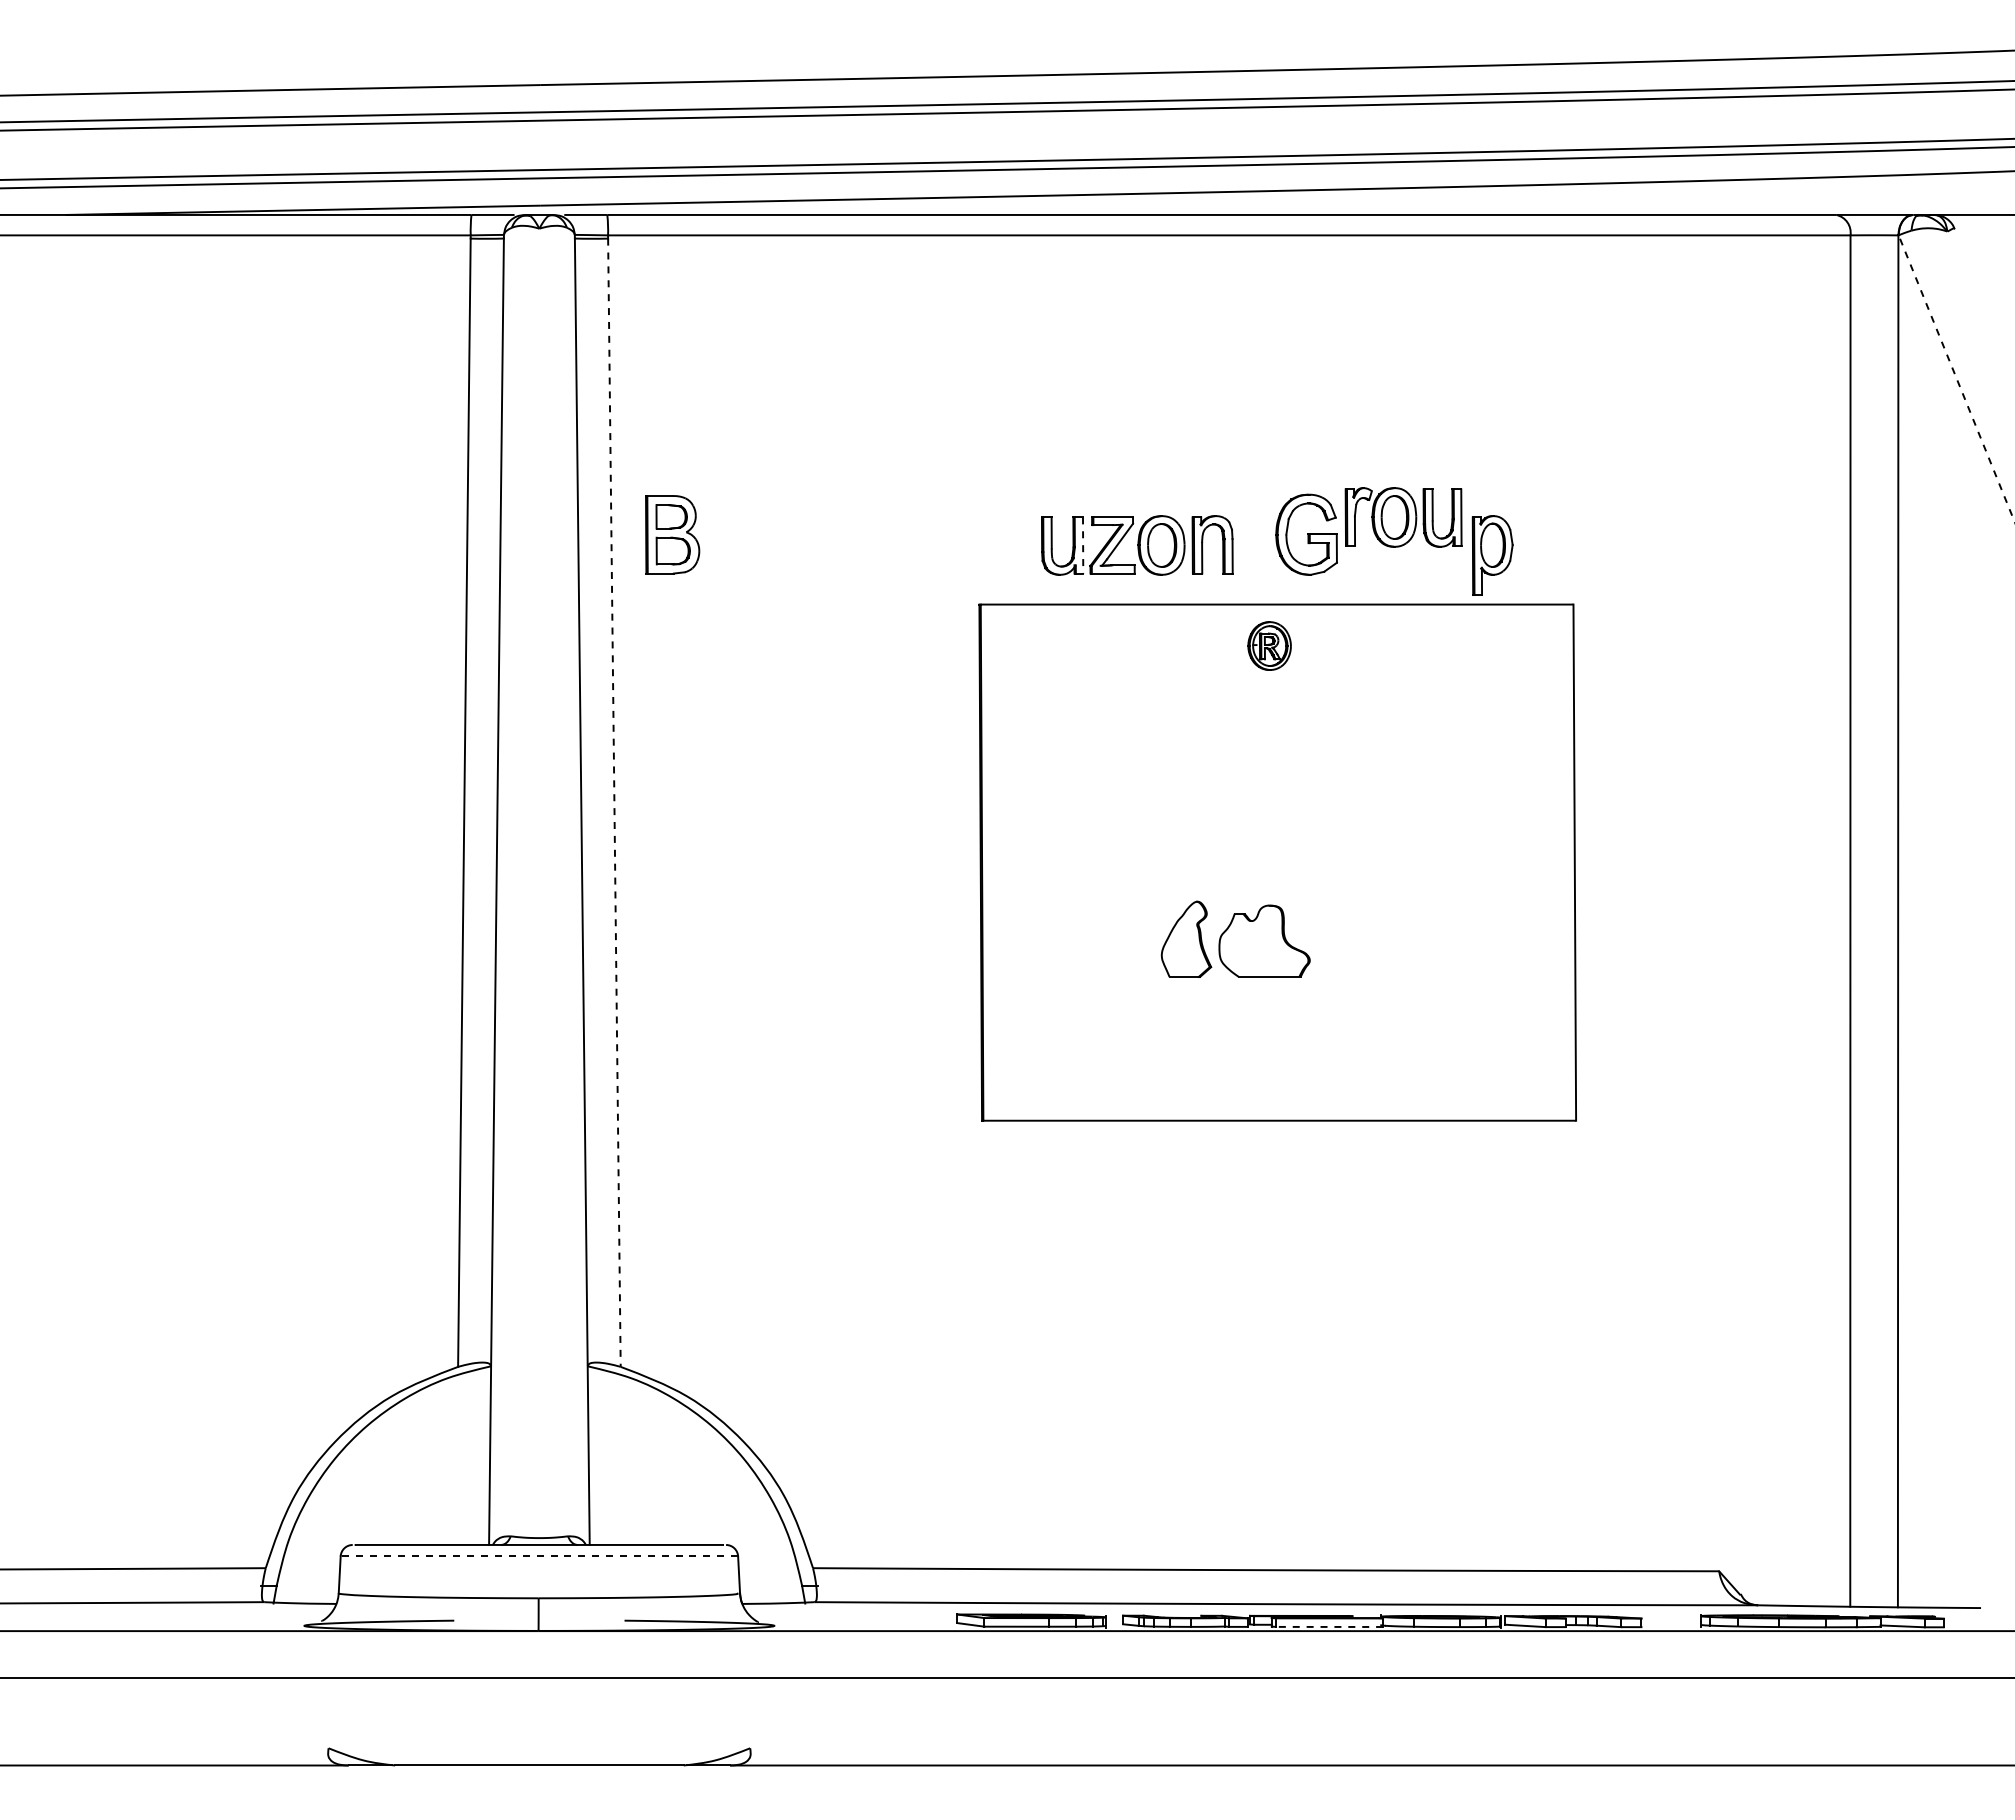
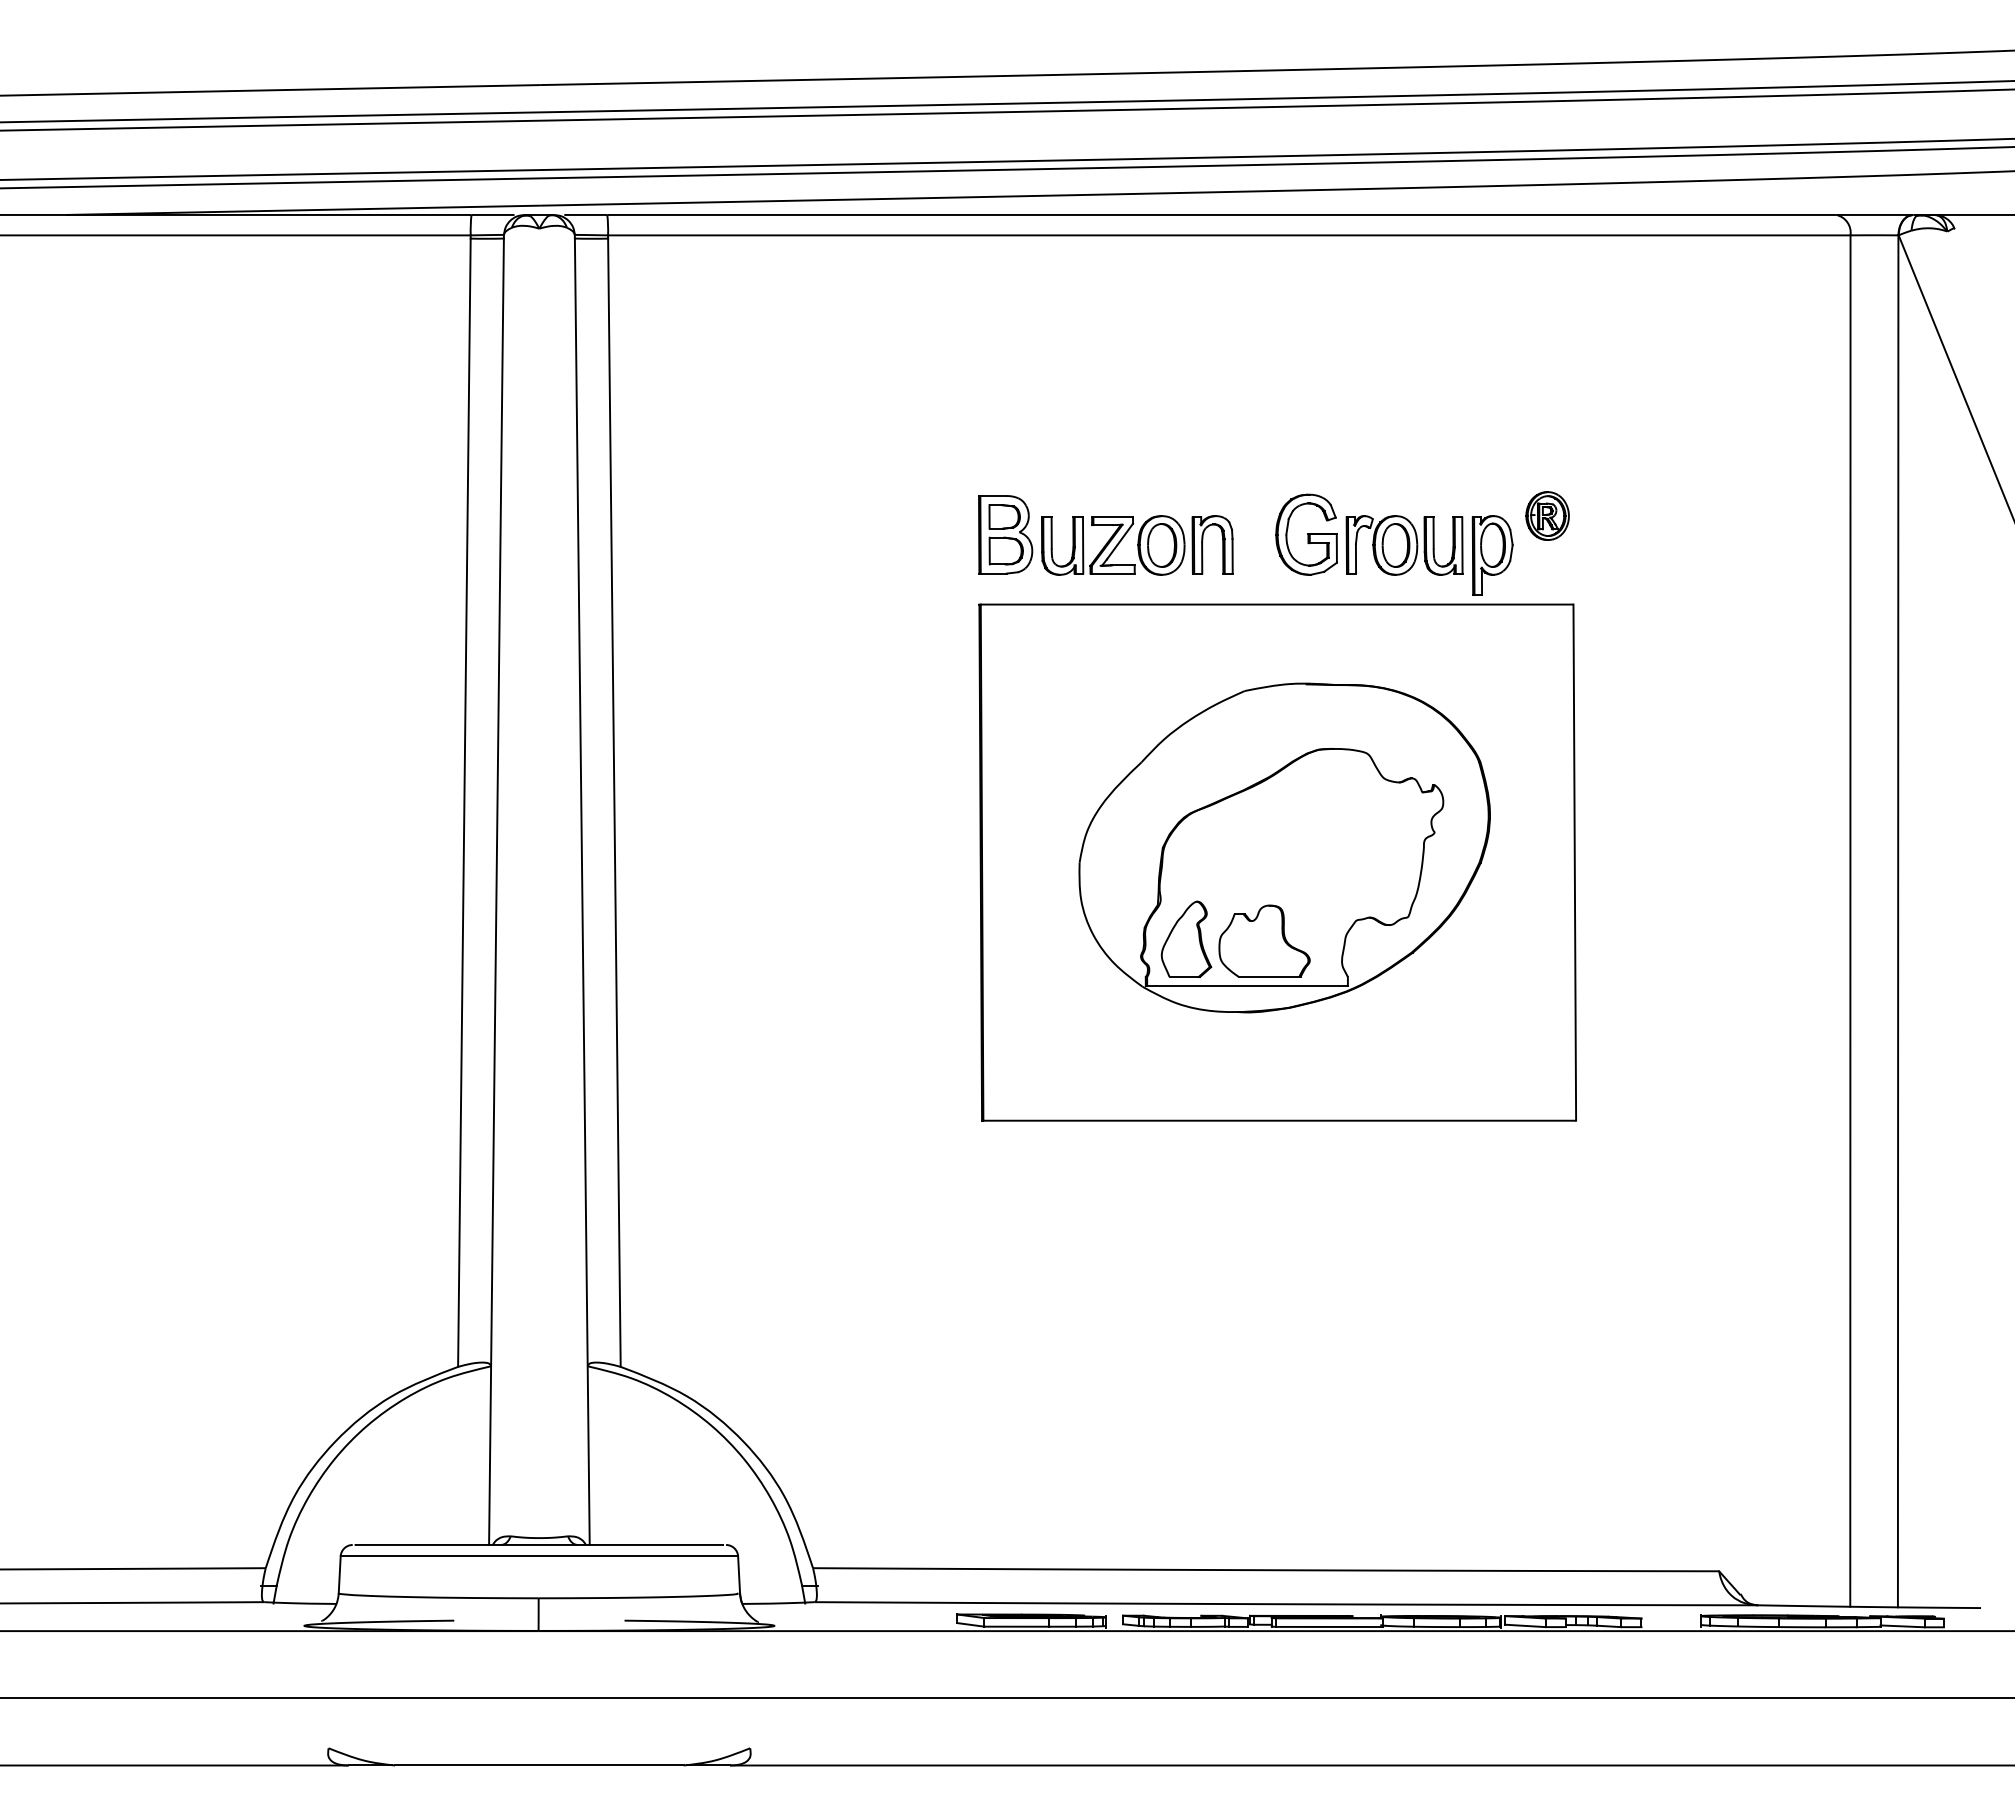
line: dashed -> solid (1956, 378)
part position: (1403, 517) -> (1404, 545) (1404, 545)
part position: (672, 534) -> (1005, 534) (1005, 534)
line: dashed -> solid (1083, 545)
part position: (1269, 645) -> (1547, 515) (1547, 515)
line: dashed -> solid (614, 803)
part: none -> present (1284, 847)
line: dashed -> solid (539, 1556)
line: dashed -> solid (1329, 1626)
line position: (1006, 1677) -> (1006, 1697) (1006, 1697)
